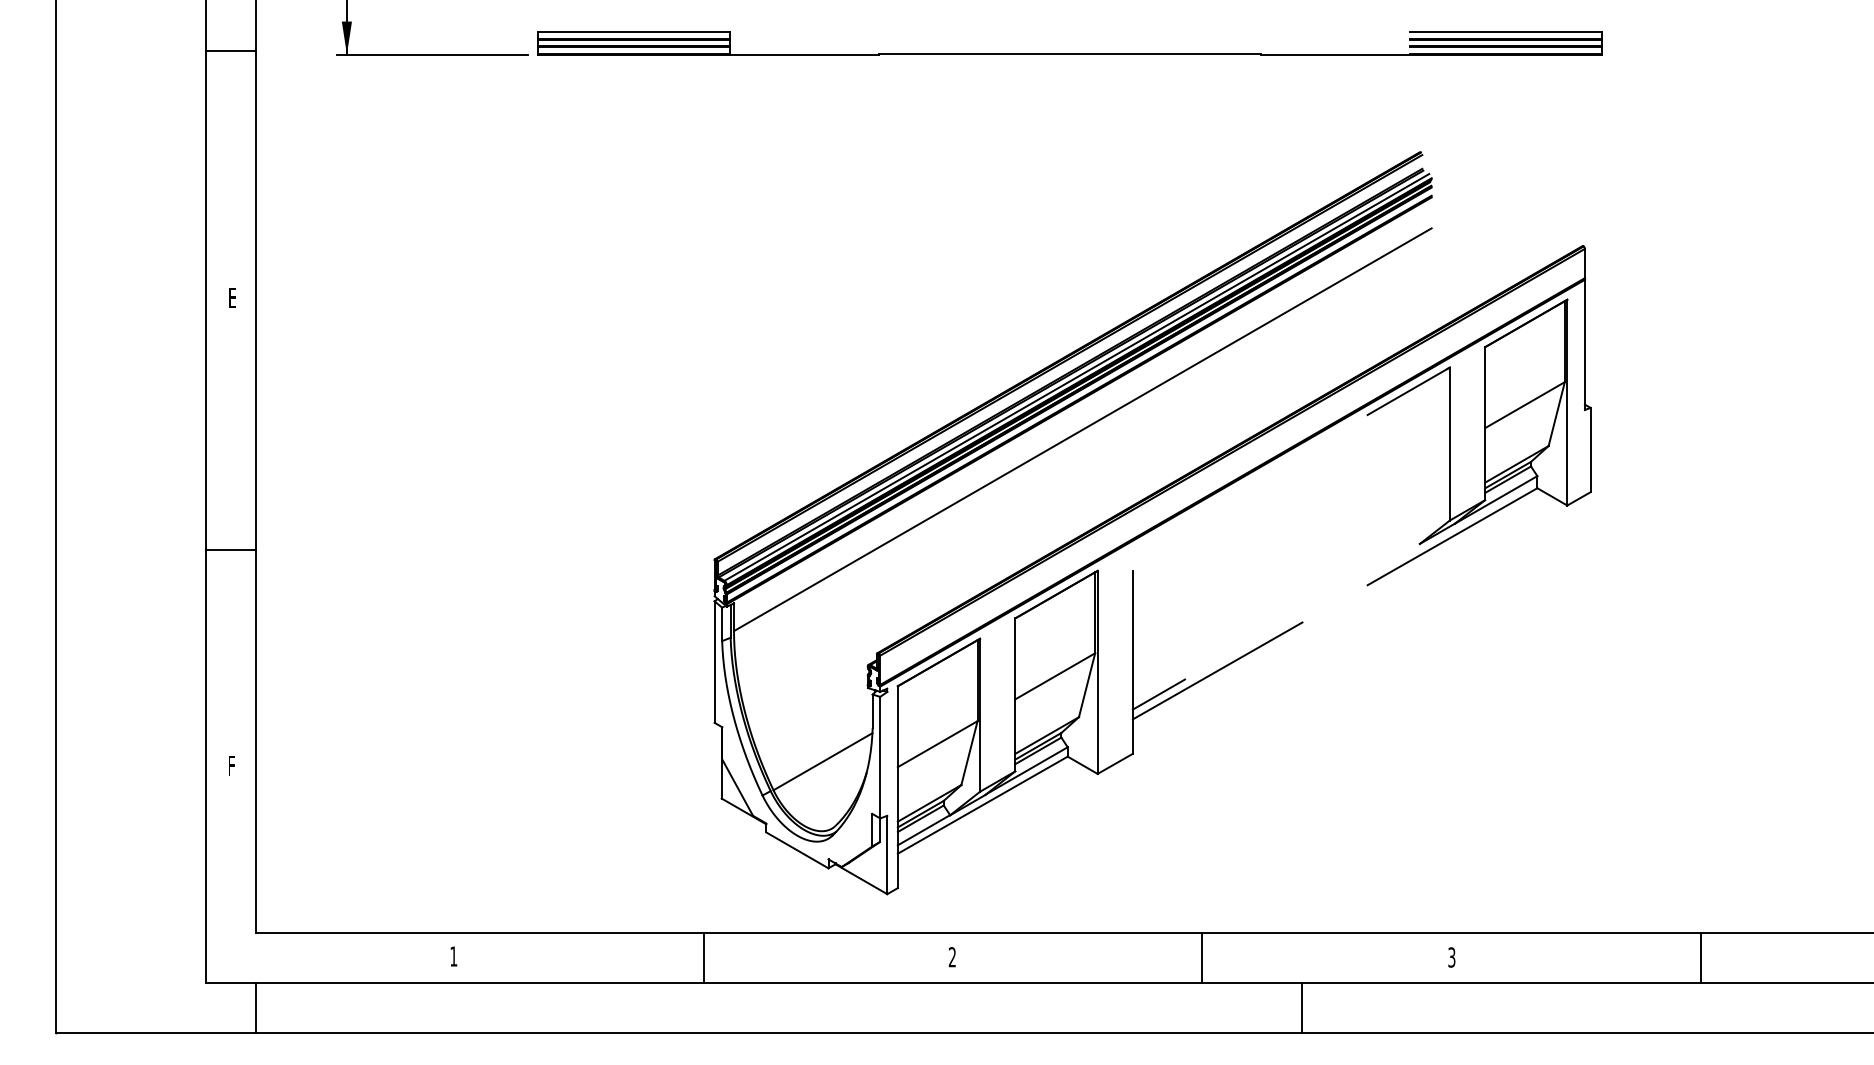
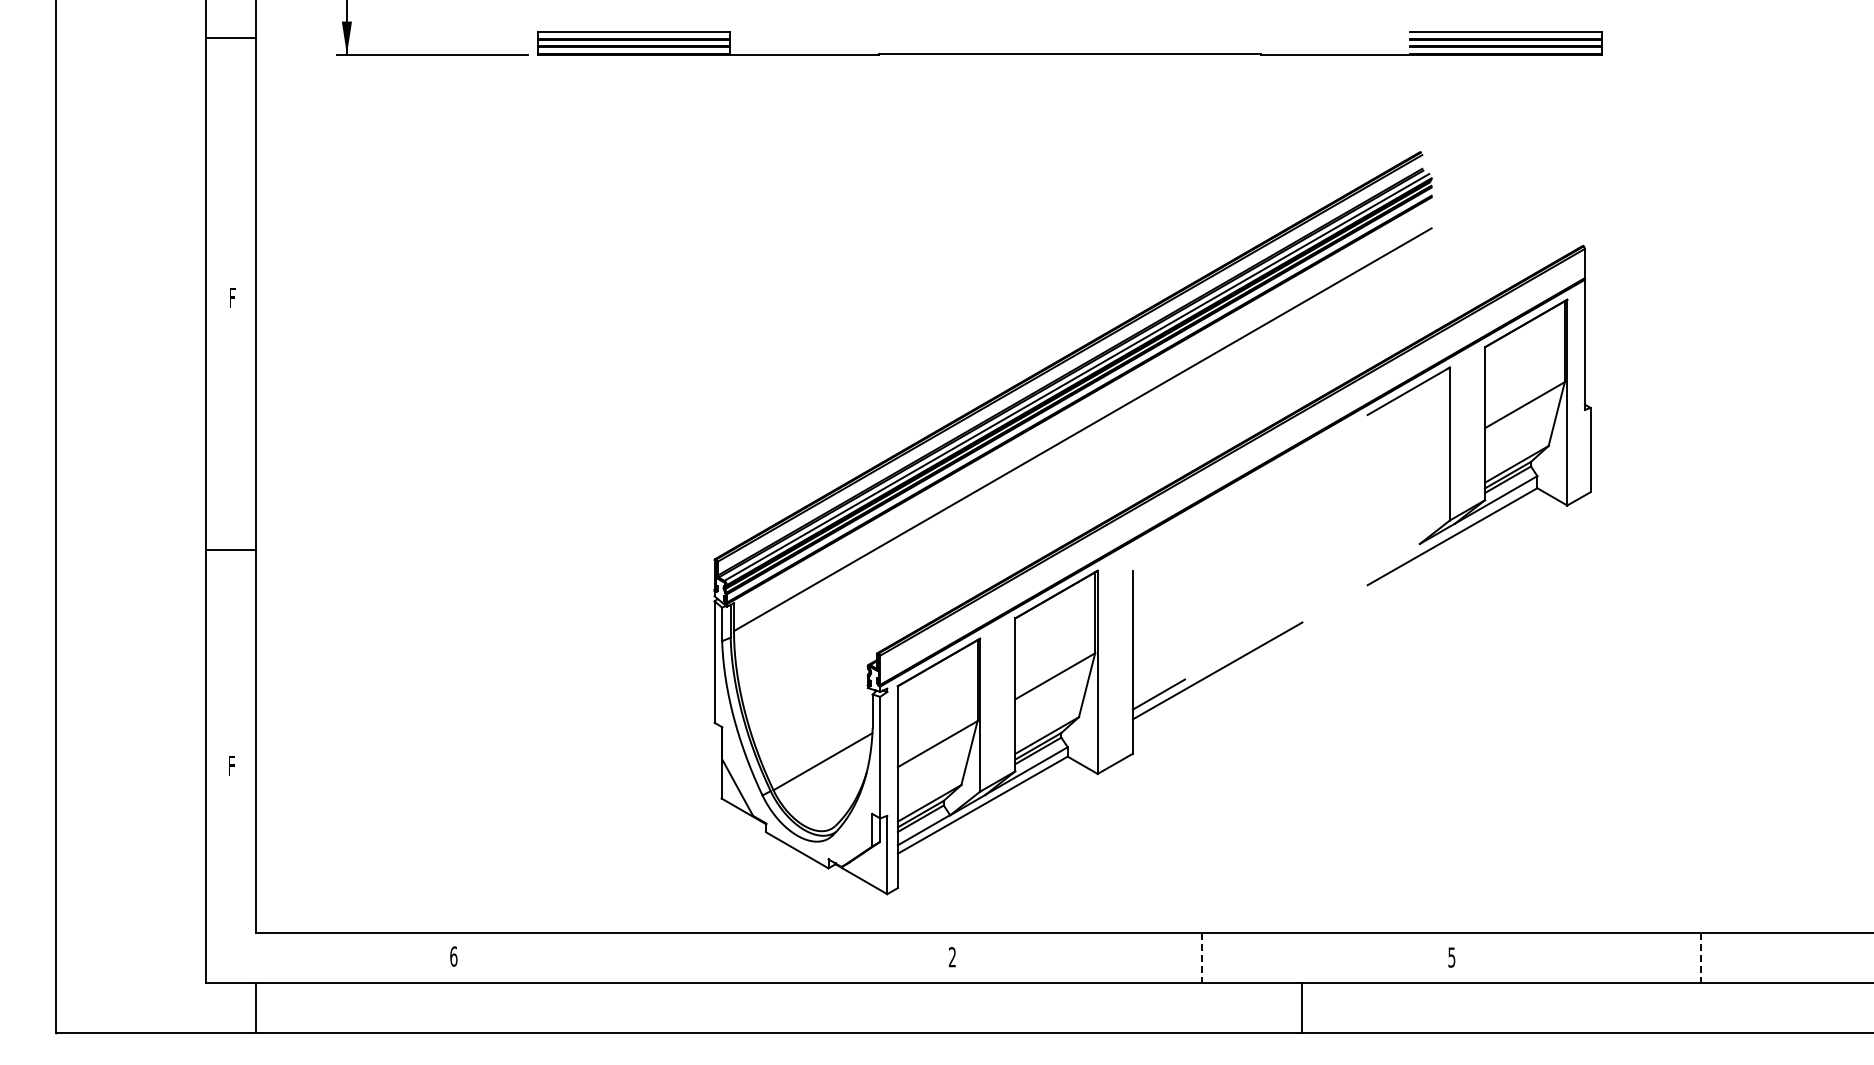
line position: (230, 51) -> (230, 38) (230, 38)
text: E -> F (232, 297)
text: 1 -> 6 (453, 956)
text: 3 -> 5 (1451, 956)
line: present -> none (704, 958)
line: solid -> dashed (1202, 958)
line: solid -> dashed (1700, 958)
